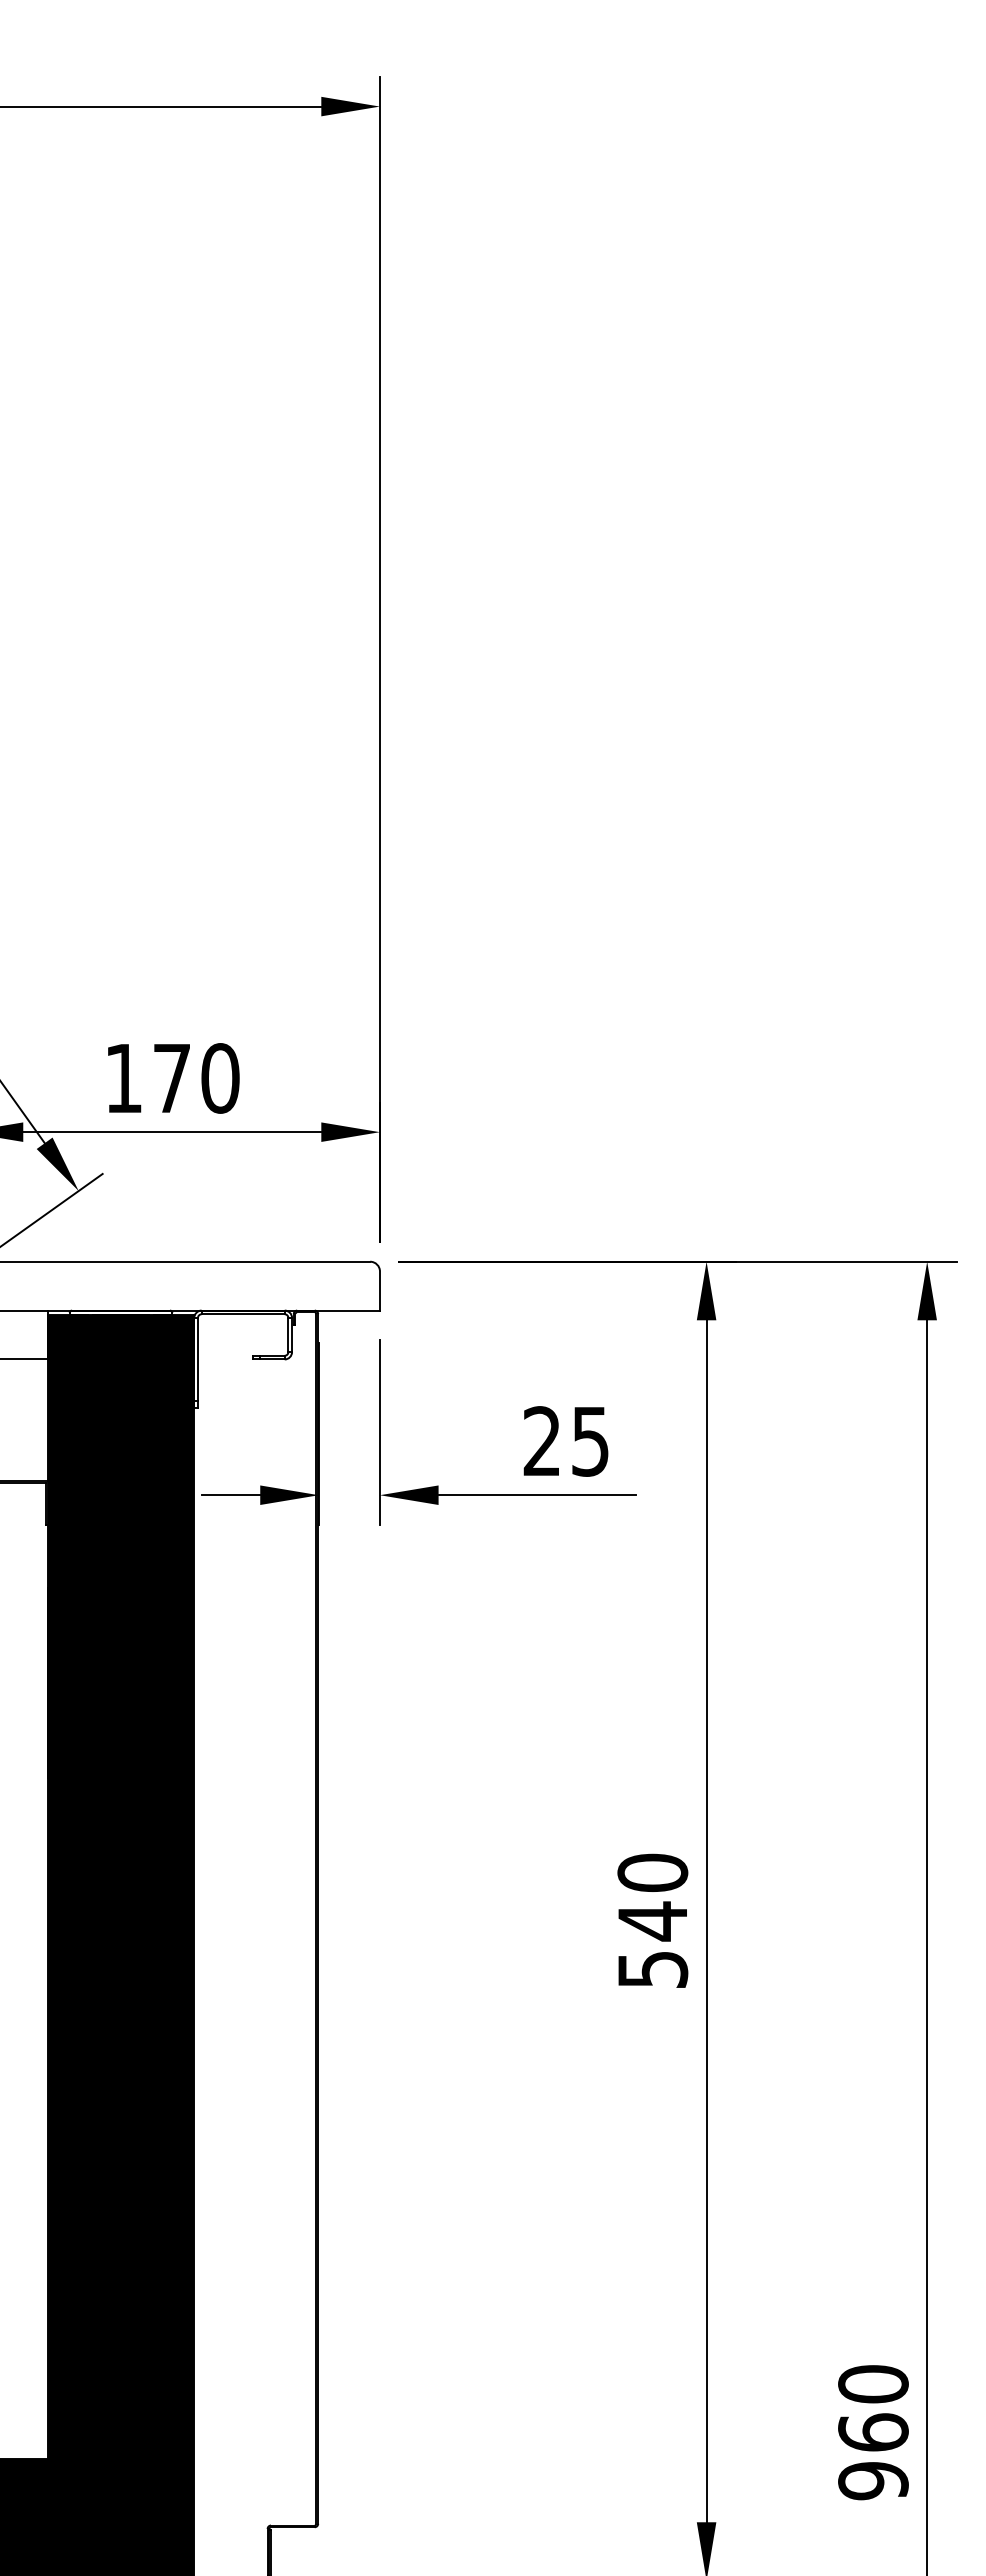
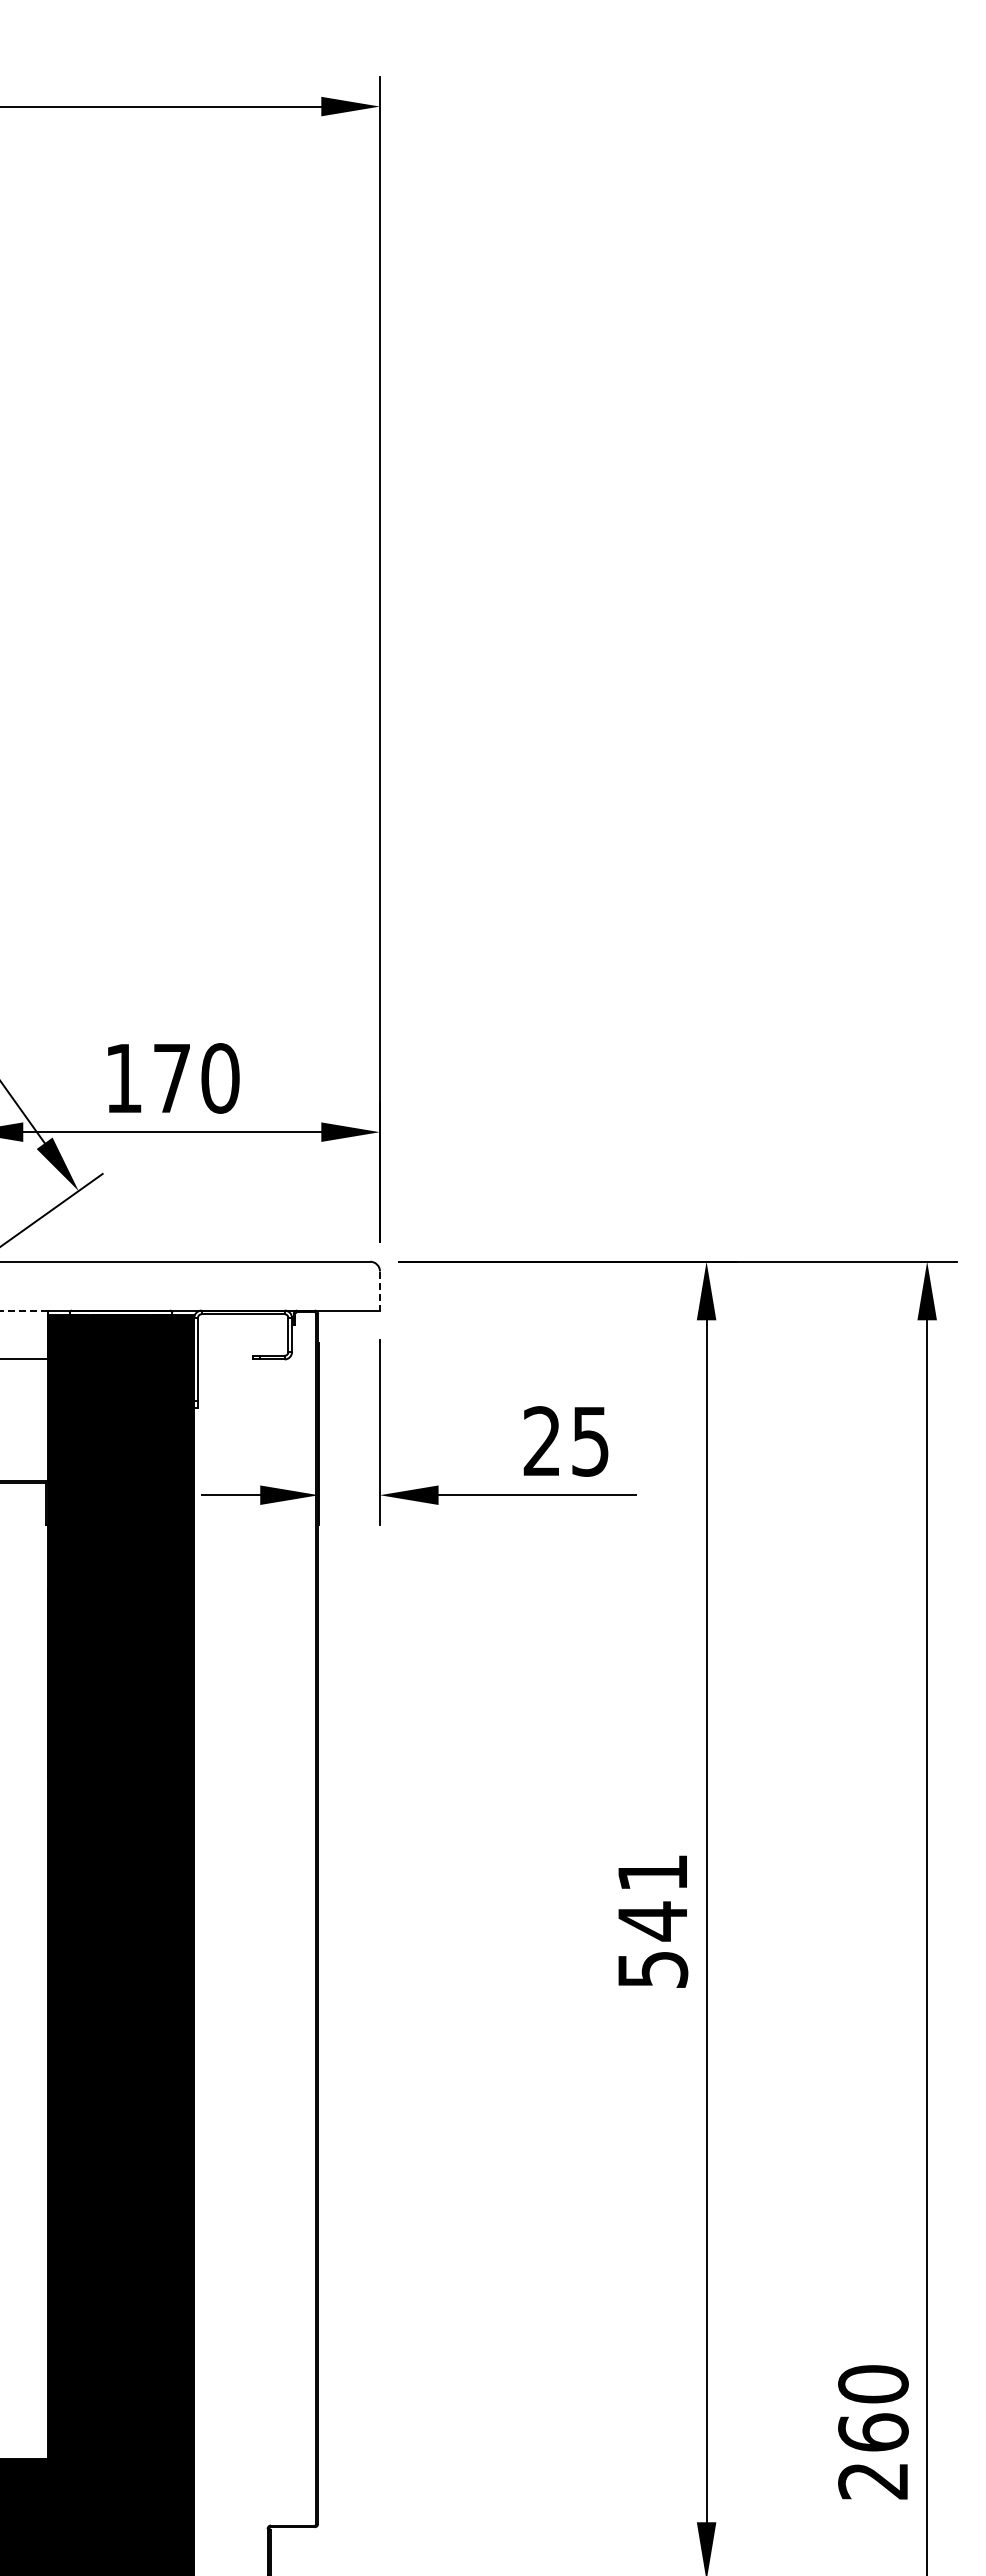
line: solid -> dashed (379, 1291)
line: solid -> dashed (23, 1310)
text: 540 -> 541 (652, 1872)
text: 960 -> 260 (873, 2481)
